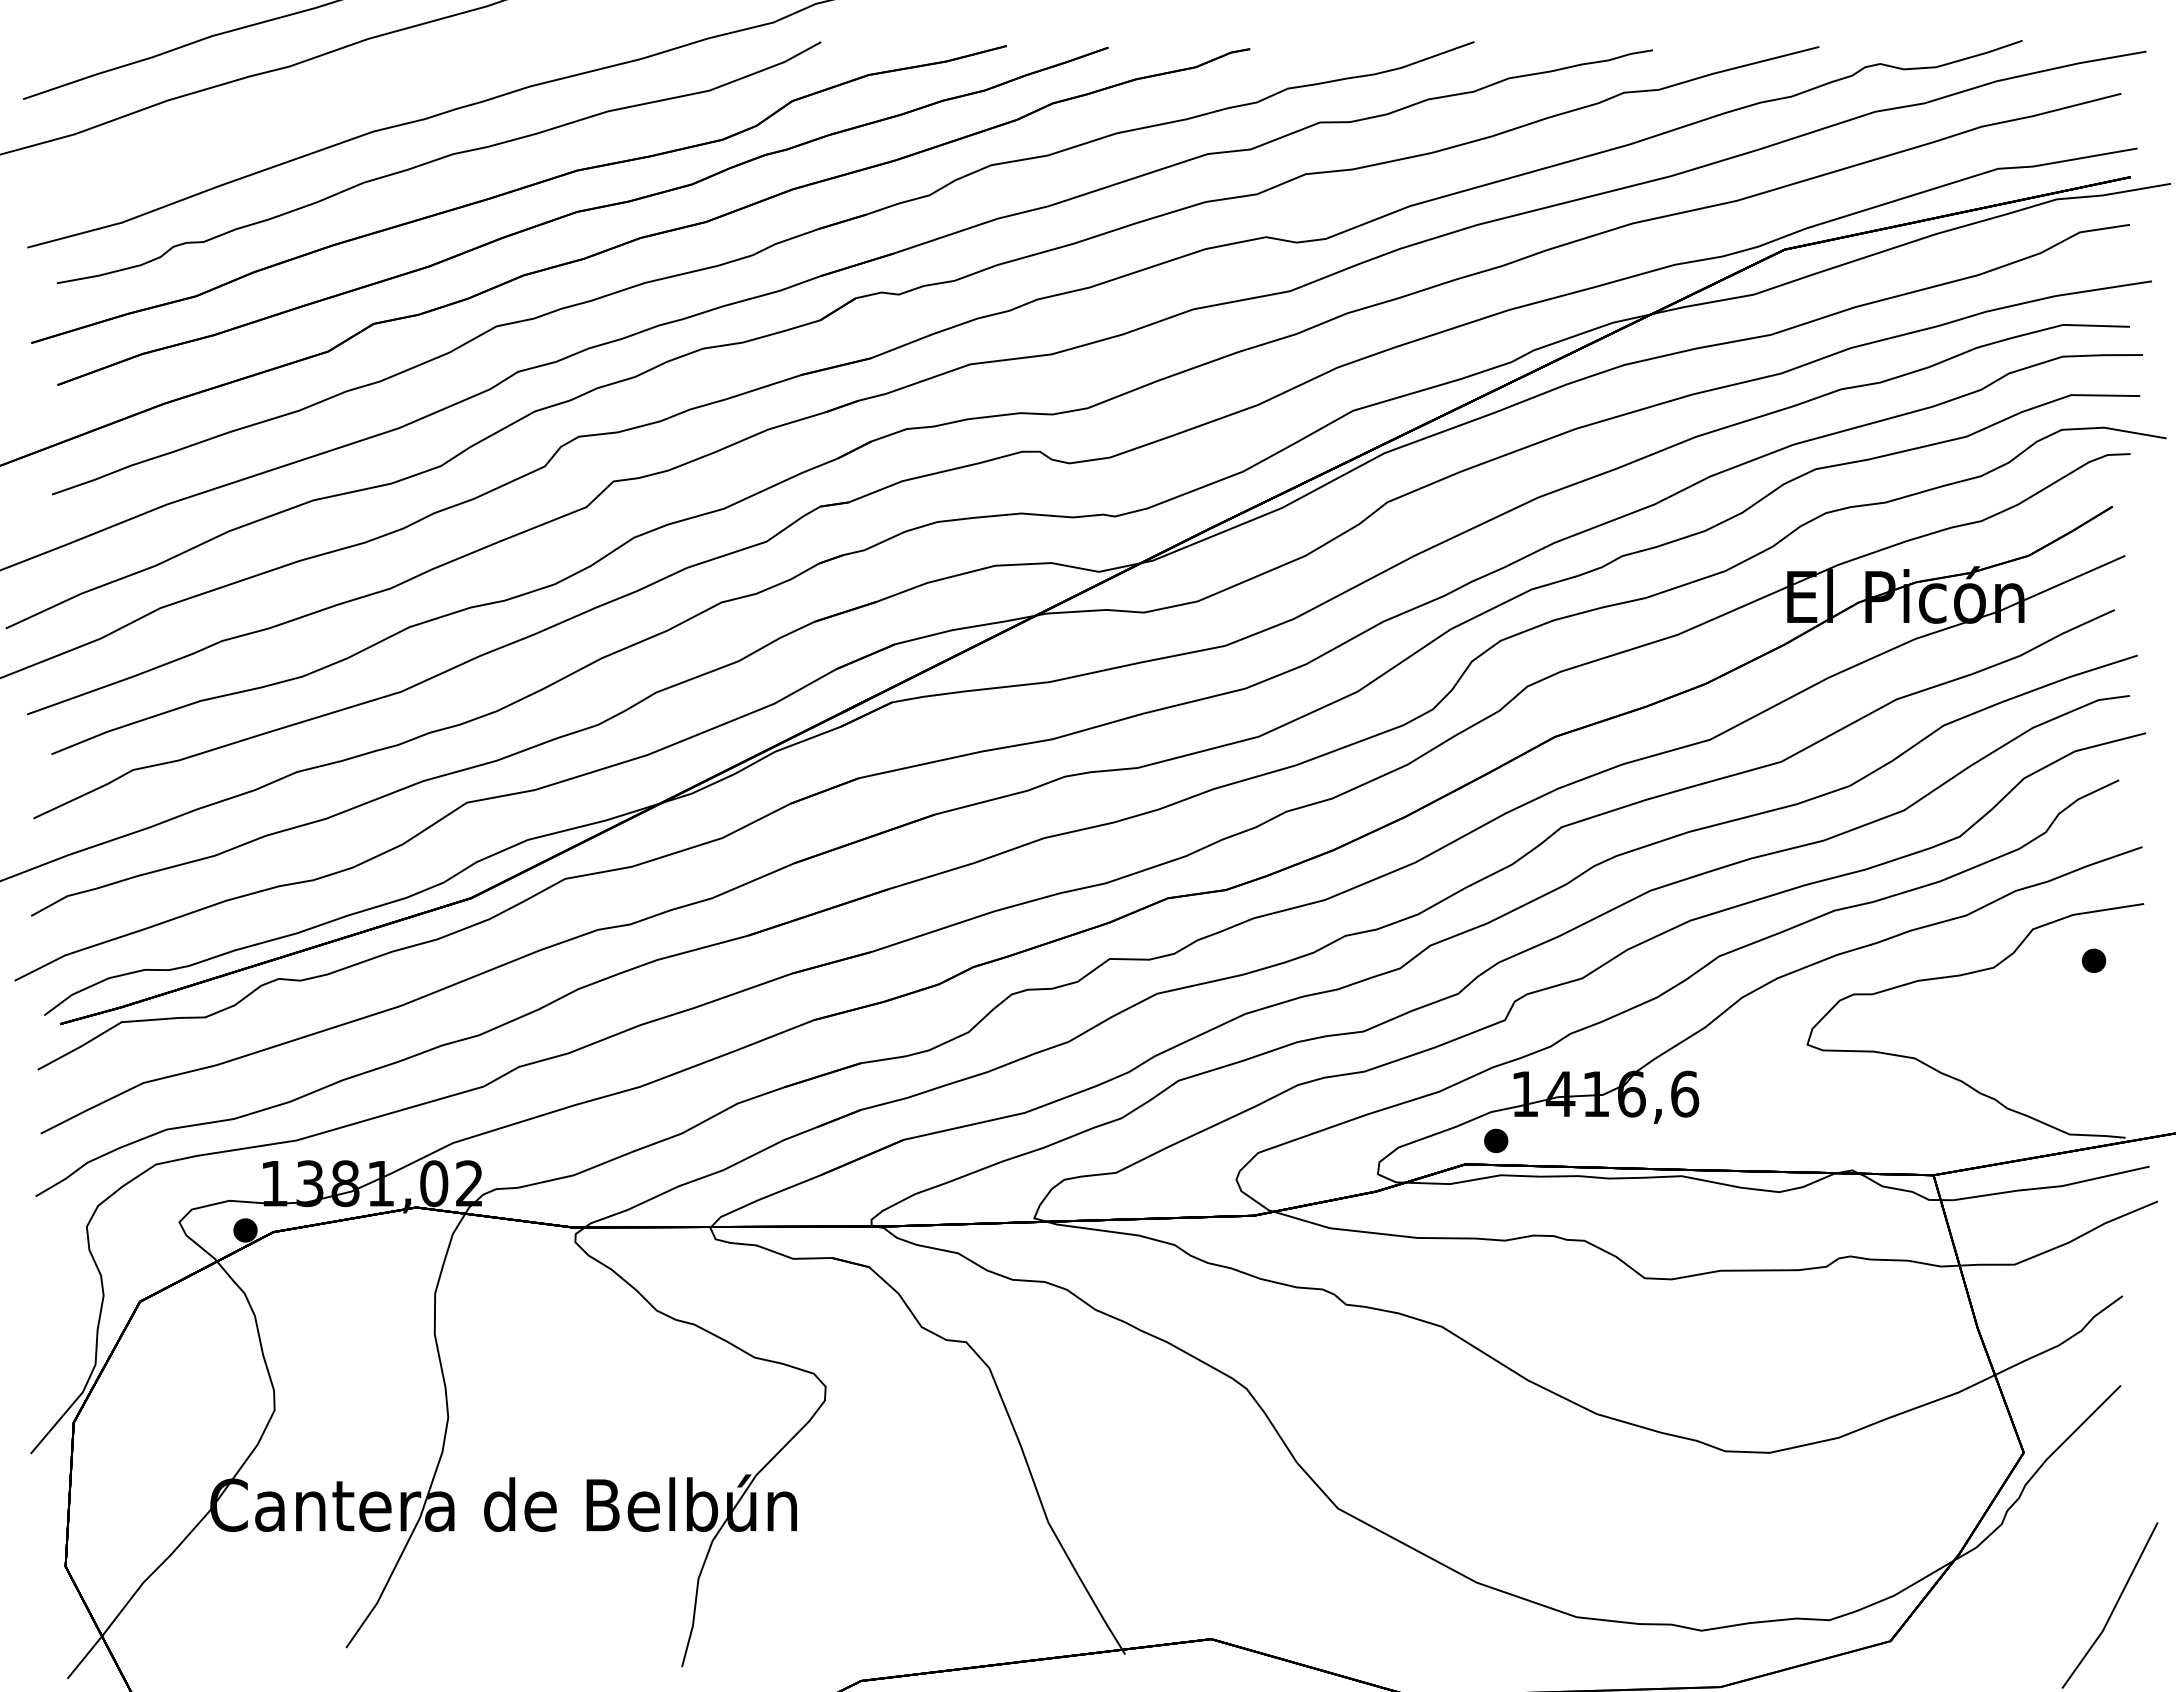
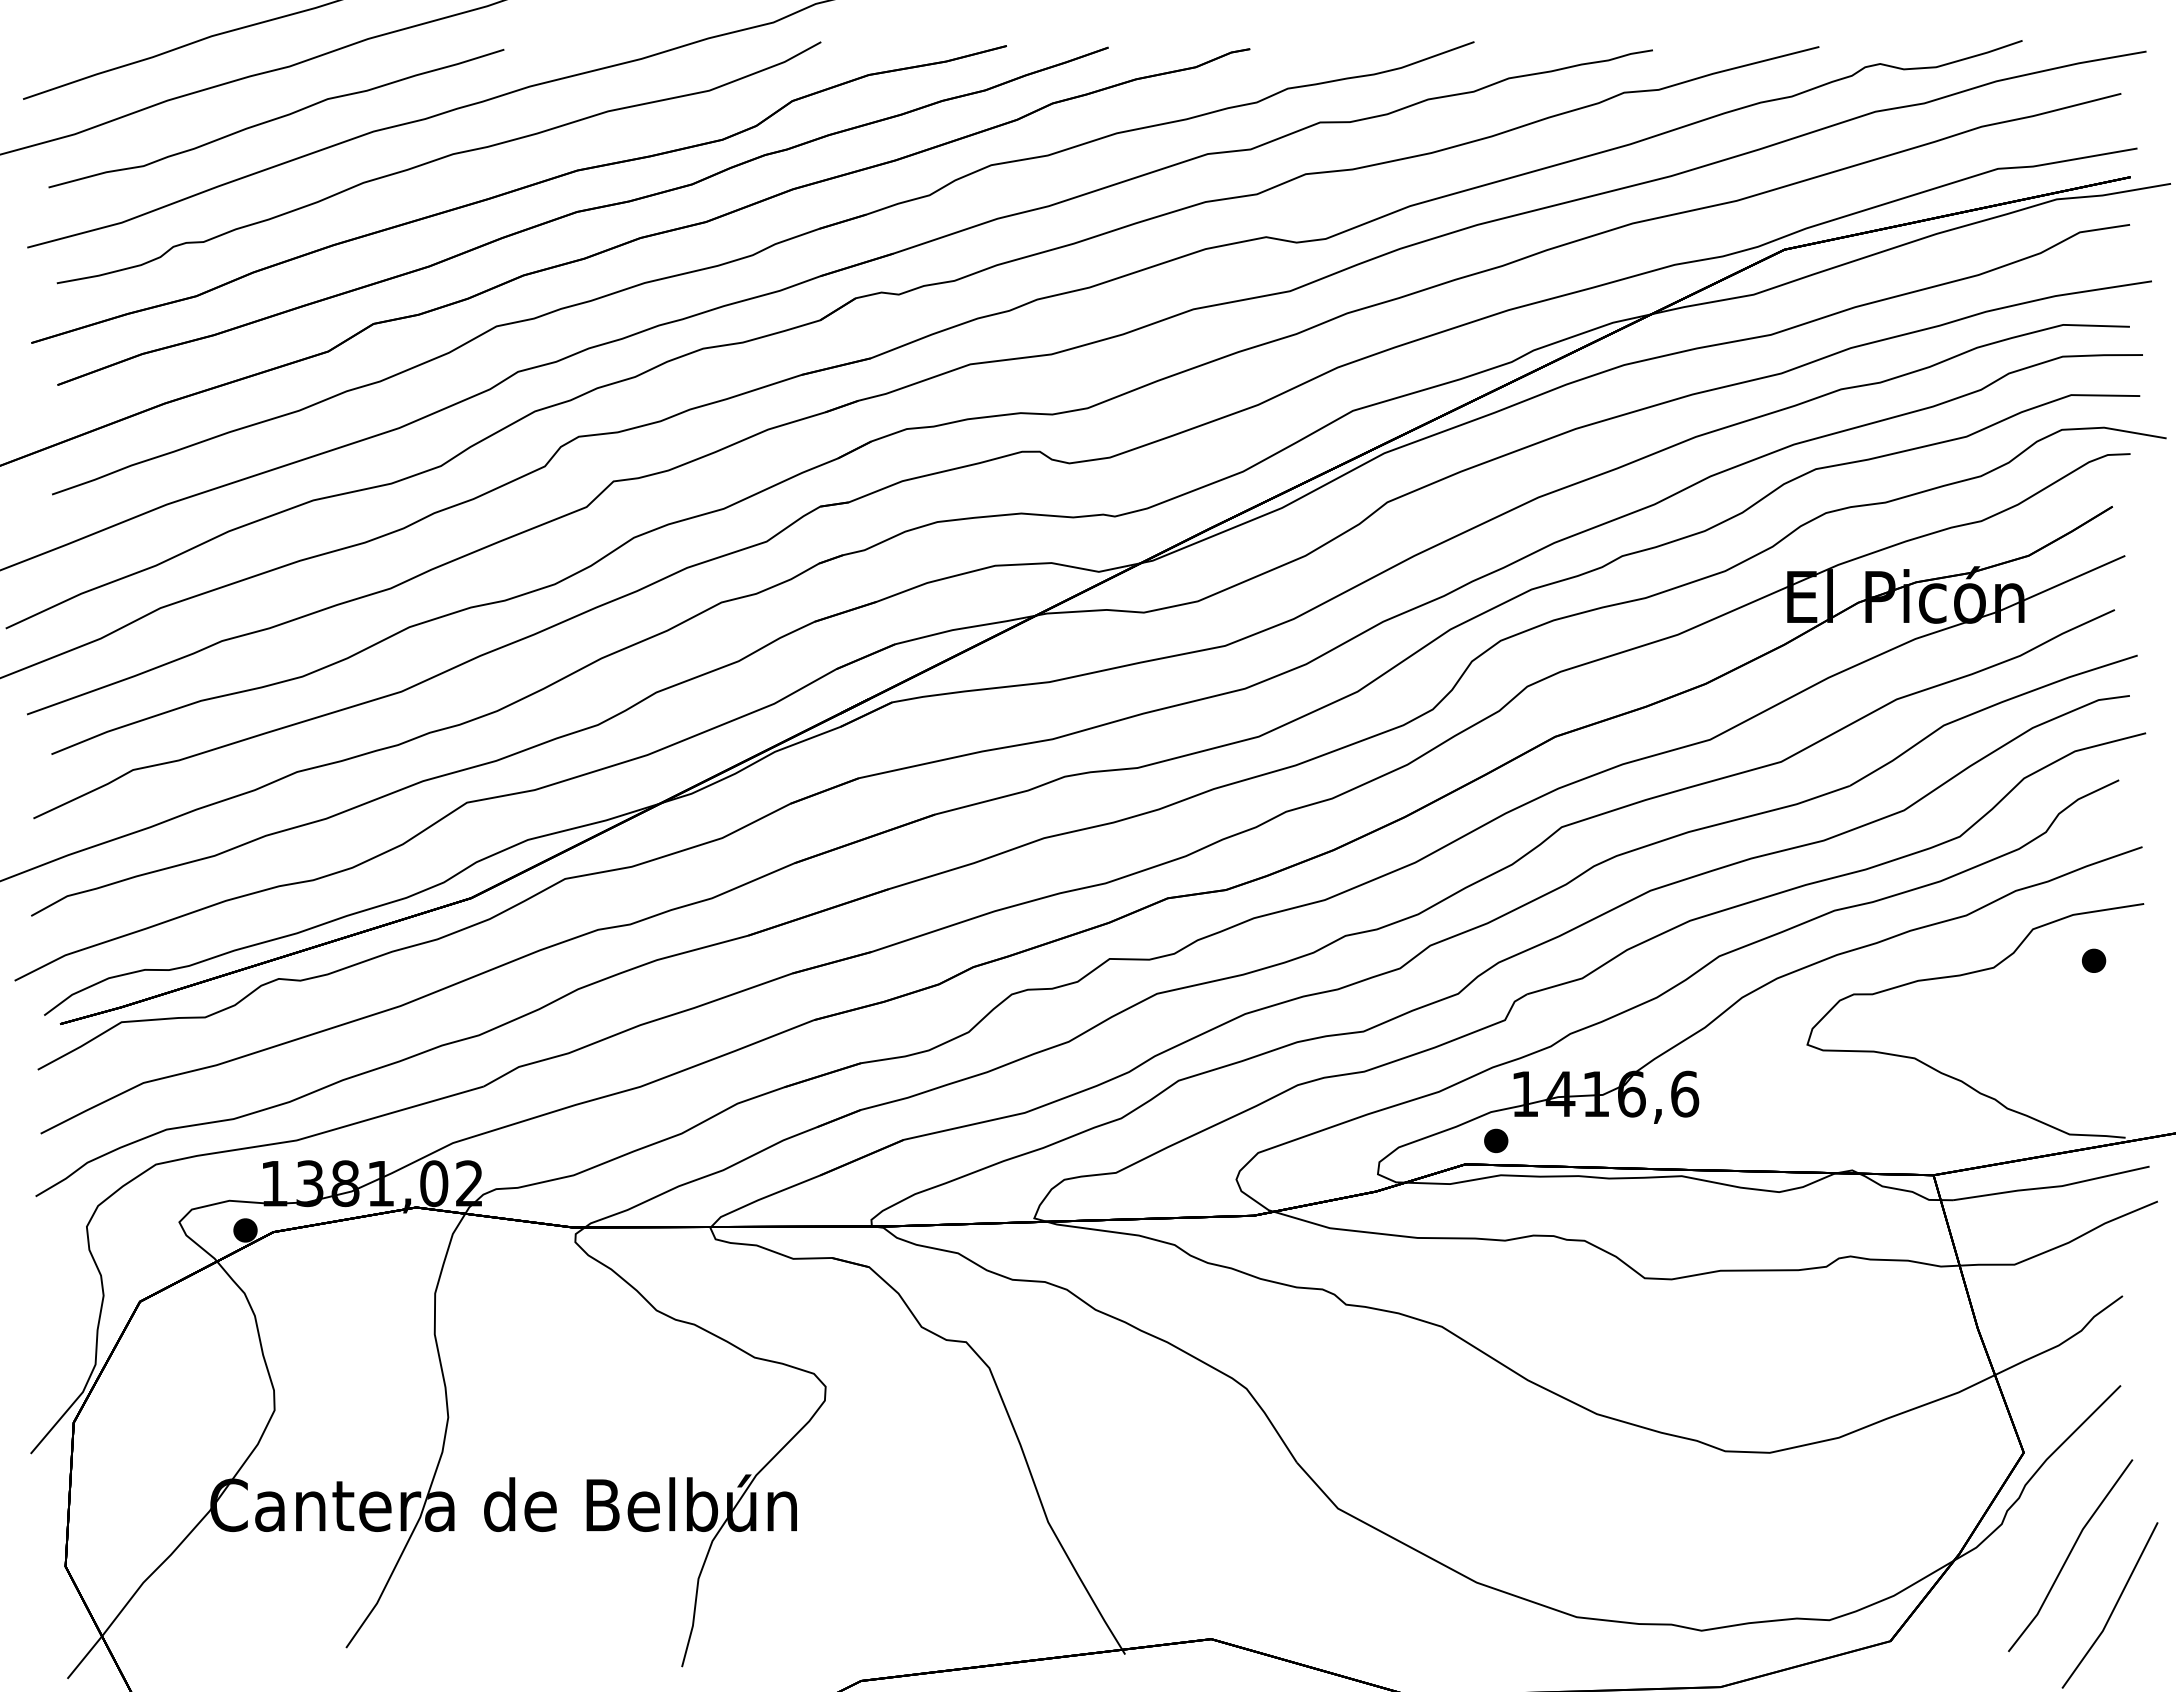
curve: none -> present (276, 118)
line: none -> present (2070, 1554)
